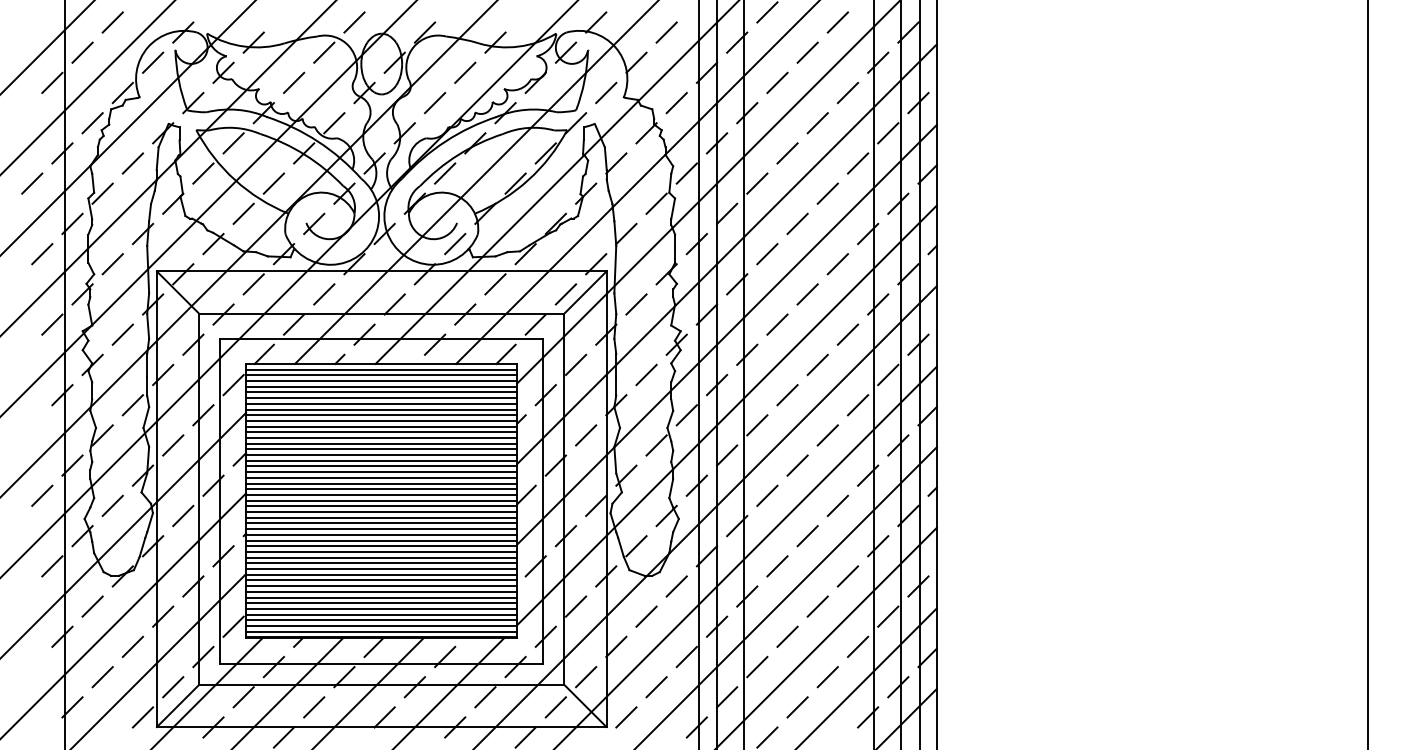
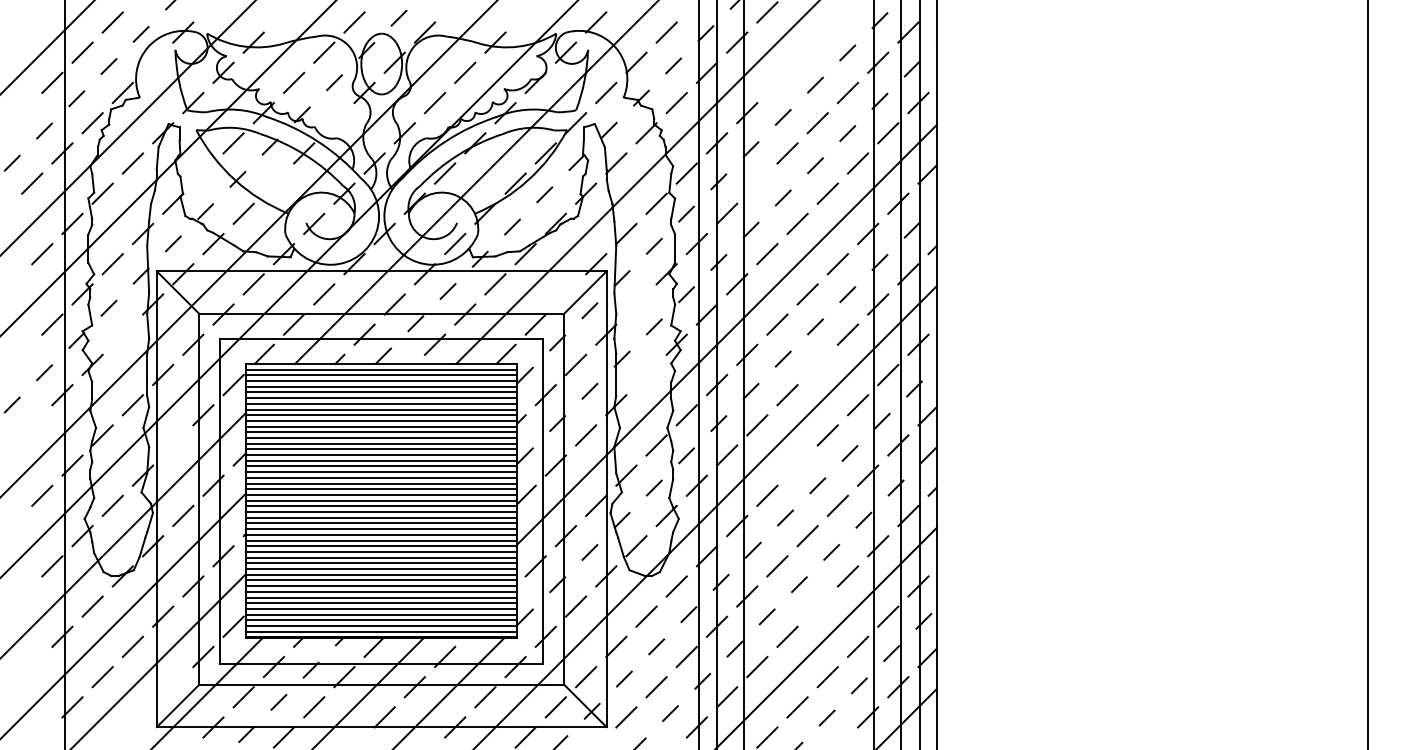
line: present -> none (837, 22)
line: present -> none (807, 52)
line: present -> none (153, 62)
line: present -> none (777, 82)
line: solid -> dashed (88, 87)
line: present -> none (334, 123)
line: present -> none (203, 173)
line: solid -> dashed (557, 182)
line: present -> none (273, 183)
line: present -> none (757, 183)
line: solid -> dashed (708, 191)
line: solid -> dashed (208, 208)
line: solid -> dashed (727, 254)
line: present -> none (565, 294)
line: present -> none (636, 304)
line: present -> none (122, 334)
line: present -> none (817, 364)
line: present -> none (646, 374)
line: solid -> dashed (727, 415)
line: present -> none (173, 445)
line: present -> none (797, 465)
line: solid -> dashed (745, 558)
line: solid -> dashed (785, 598)
line: present -> none (817, 606)
line: solid -> dashed (866, 679)
line: present -> none (173, 687)
line: solid -> dashed (287, 693)
line: present -> none (142, 717)
